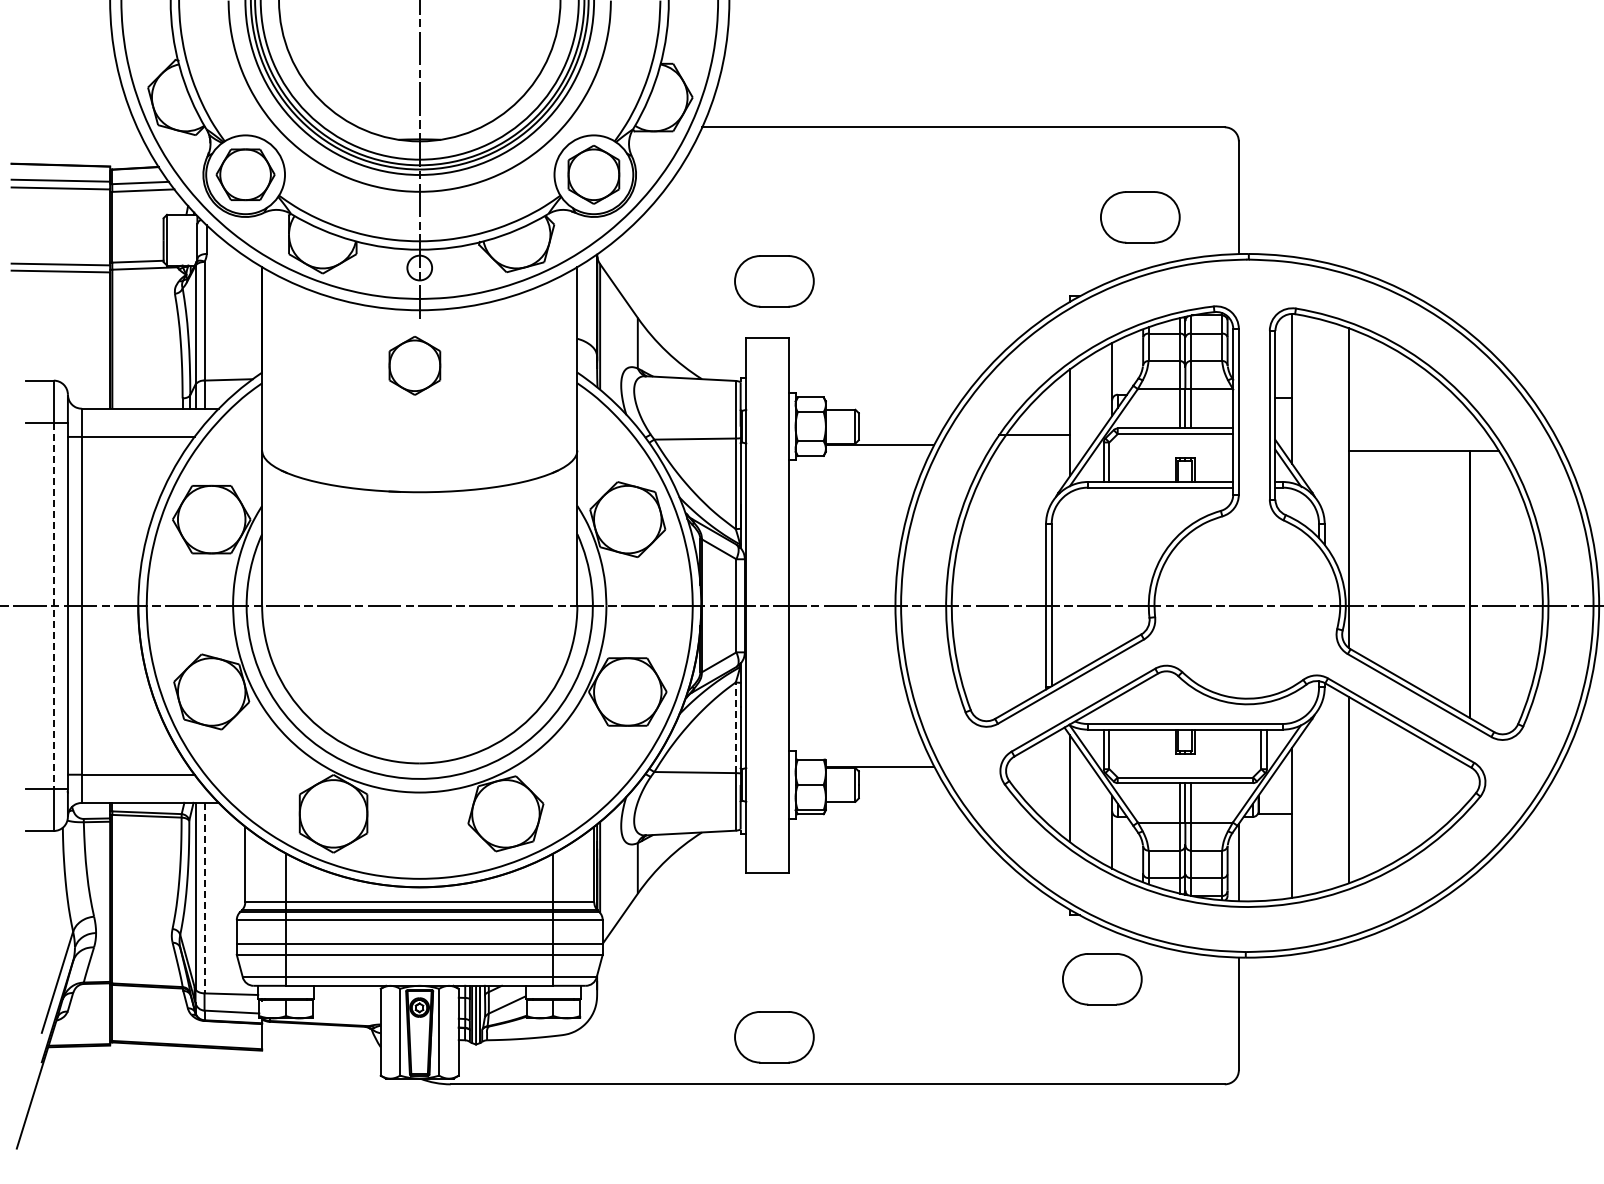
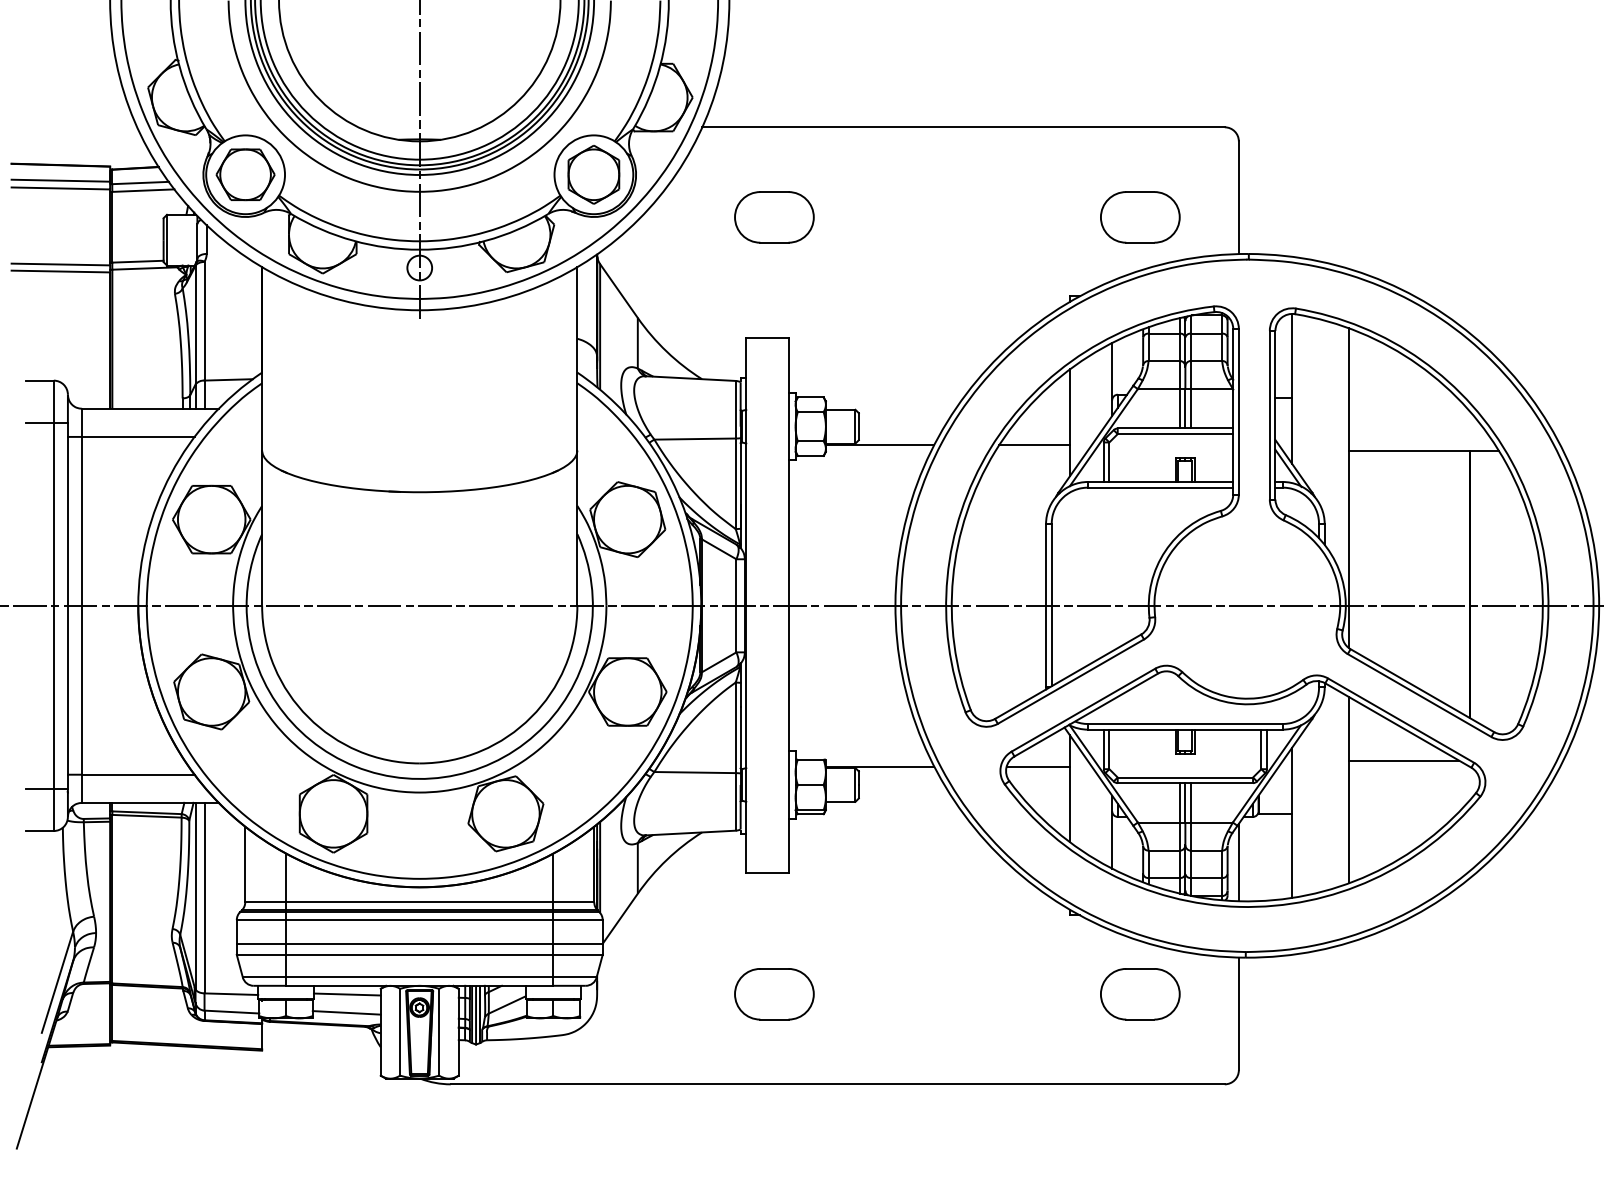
part position: (774, 281) -> (774, 217) (774, 217)
part: present -> none (414, 365)
line position: (1034, 434) -> (1034, 444) (1034, 444)
line: dashed -> solid (53, 605)
line: dashed -> solid (735, 727)
line: none -> present (1403, 760)
line: none -> present (1037, 766)
line: dashed -> solid (204, 898)
part position: (1102, 979) -> (1140, 994) (1140, 994)
line: none -> present (346, 994)
line: none -> present (346, 1012)
part position: (774, 1037) -> (774, 994) (774, 994)
